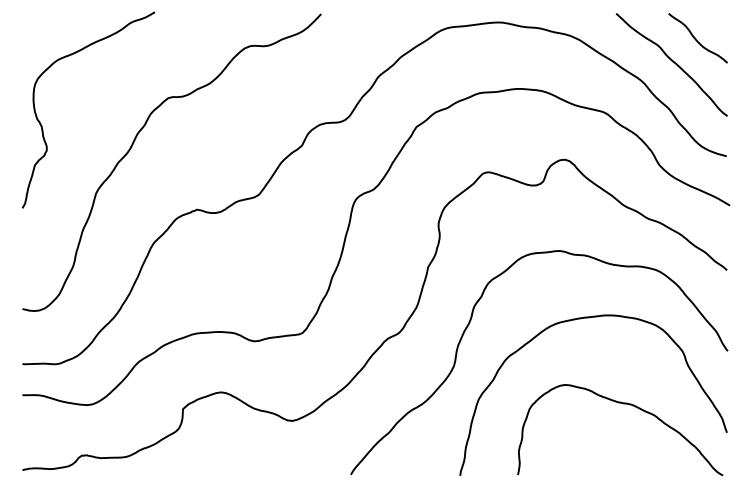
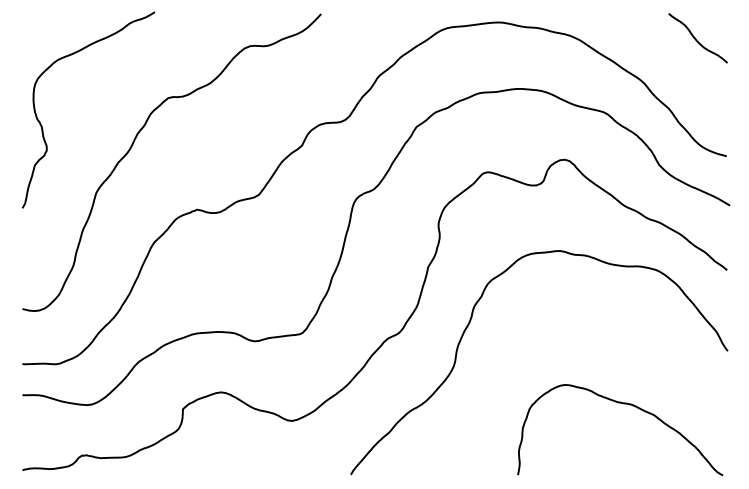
curve: present -> none (672, 62)
curve: present -> none (581, 319)
